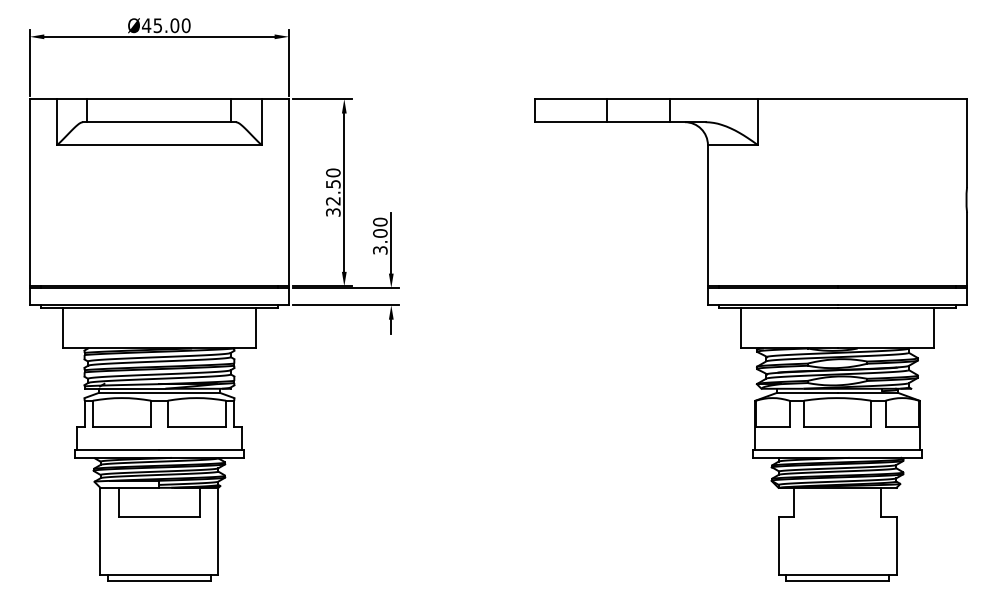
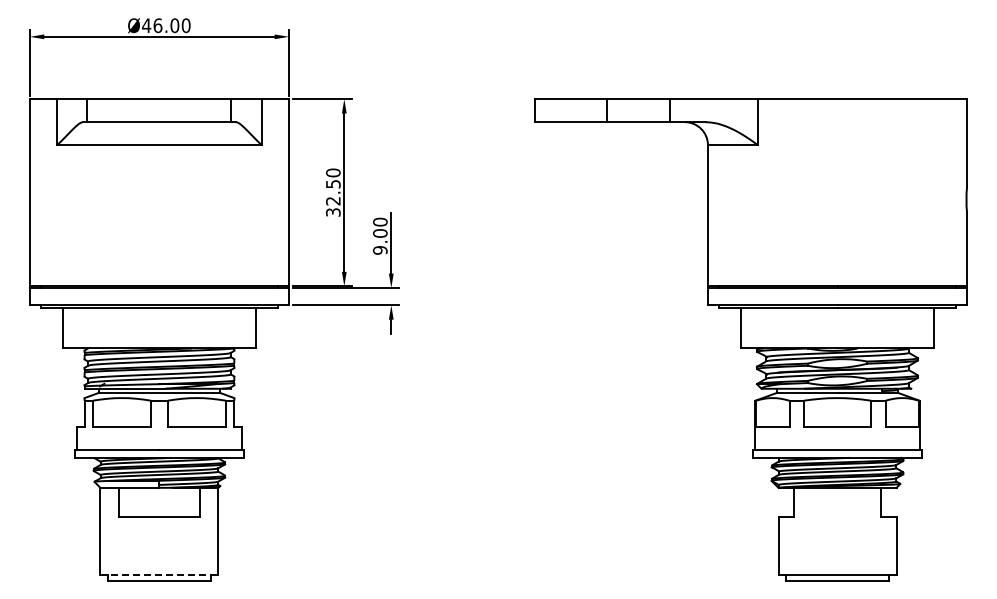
text: Ø45.00 -> Ø46.00 (157, 25)
text: 3.00 -> 9.00 (380, 250)
line: solid -> dashed (159, 575)
